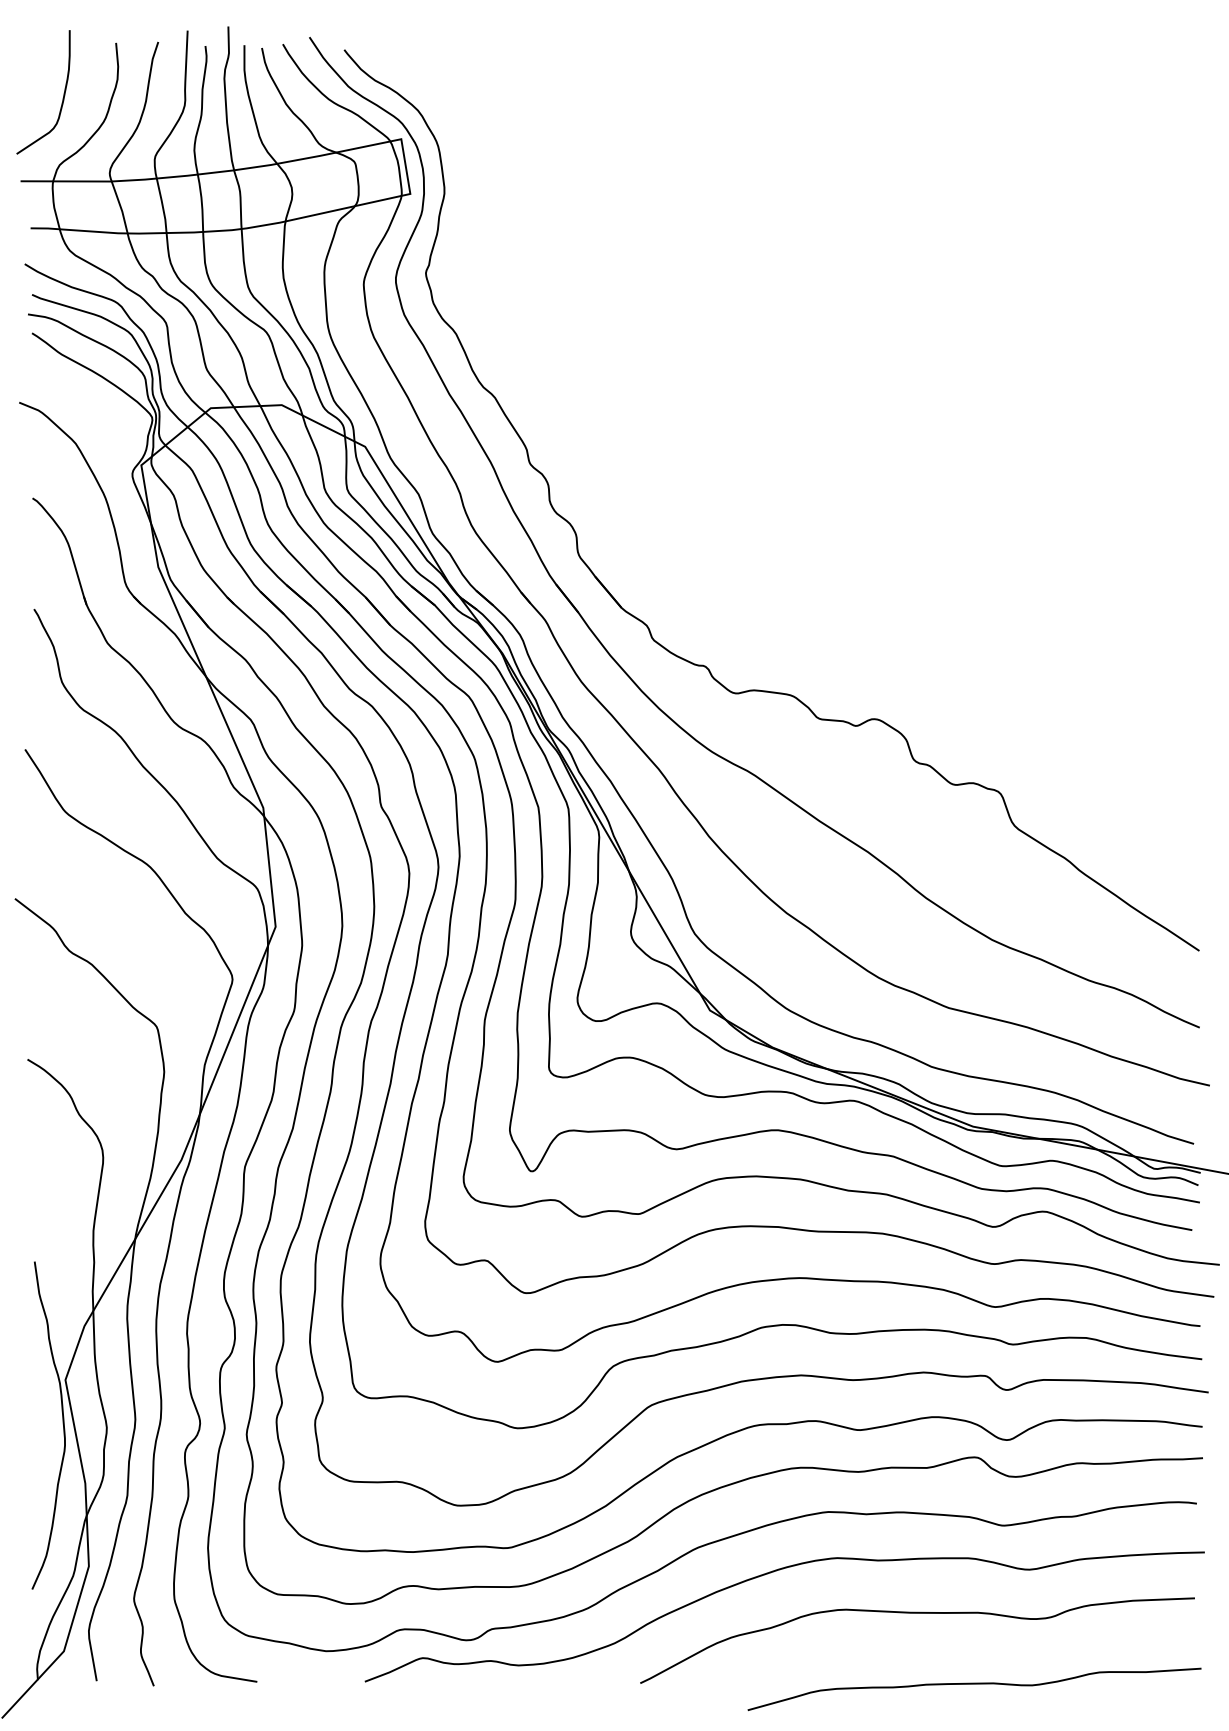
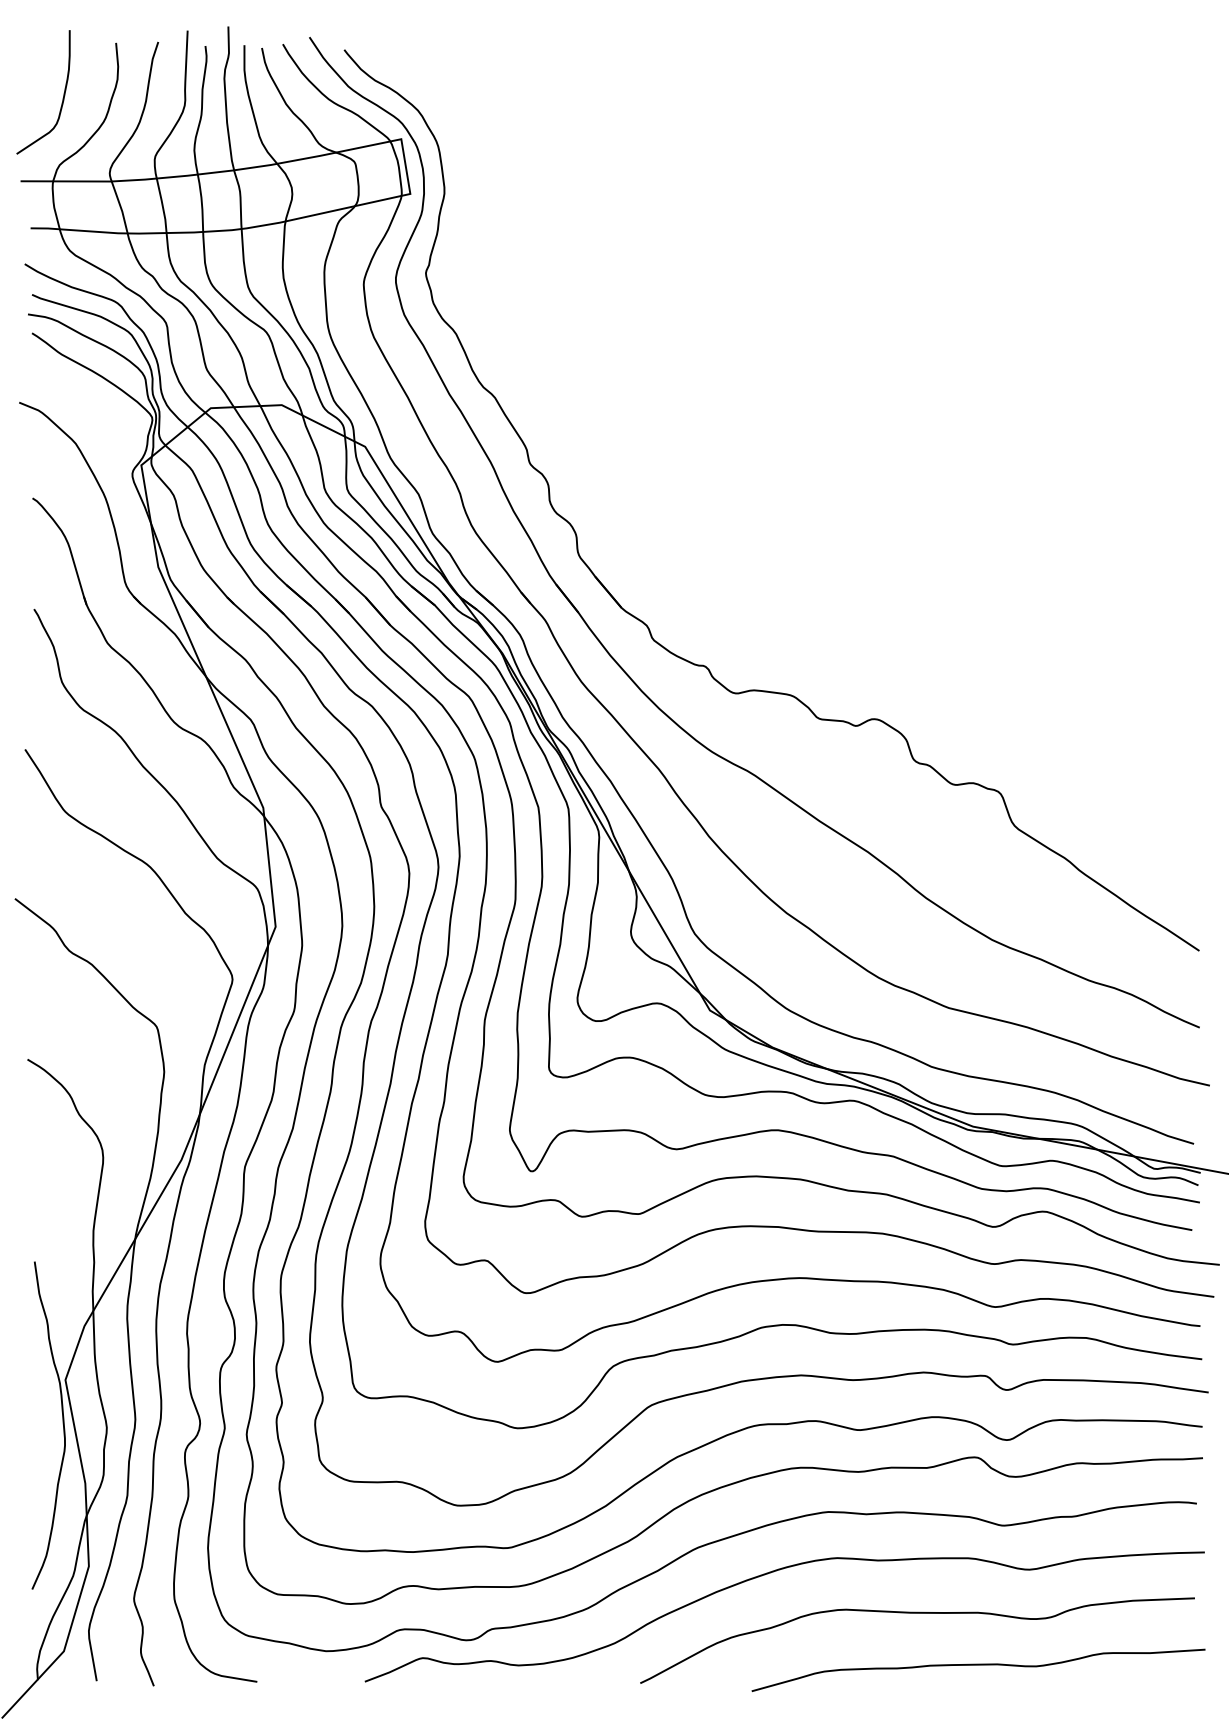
curve position: (974, 1684) -> (978, 1665) (978, 1665)
